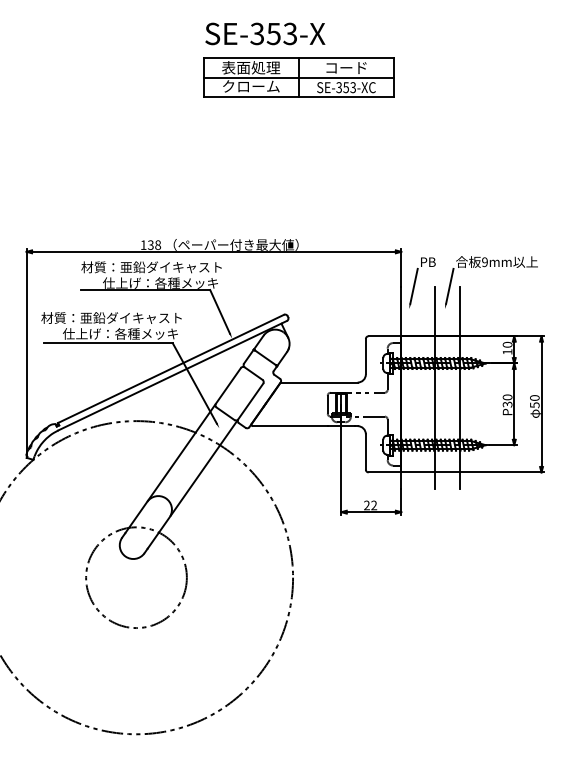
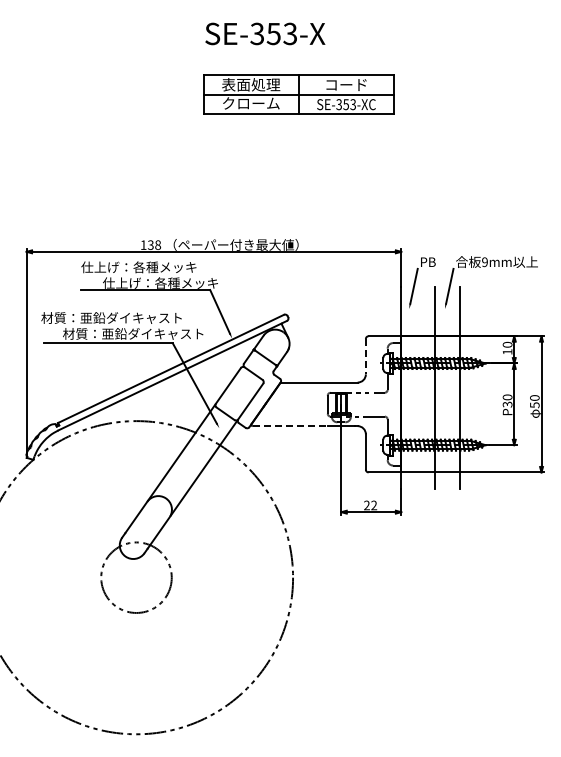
part position: (298, 77) -> (298, 94) (298, 94)
text: 材質：亜鉛ダイキャスト -> 仕上げ：各種メッキ (151, 267)
text: 仕上げ：各種メッキ -> 材質：亜鉛ダイキャスト (133, 333)
line: solid -> dashed (365, 356)
line: solid -> dashed (290, 426)
circle diameter: 101 px -> 71 px (136, 577)
